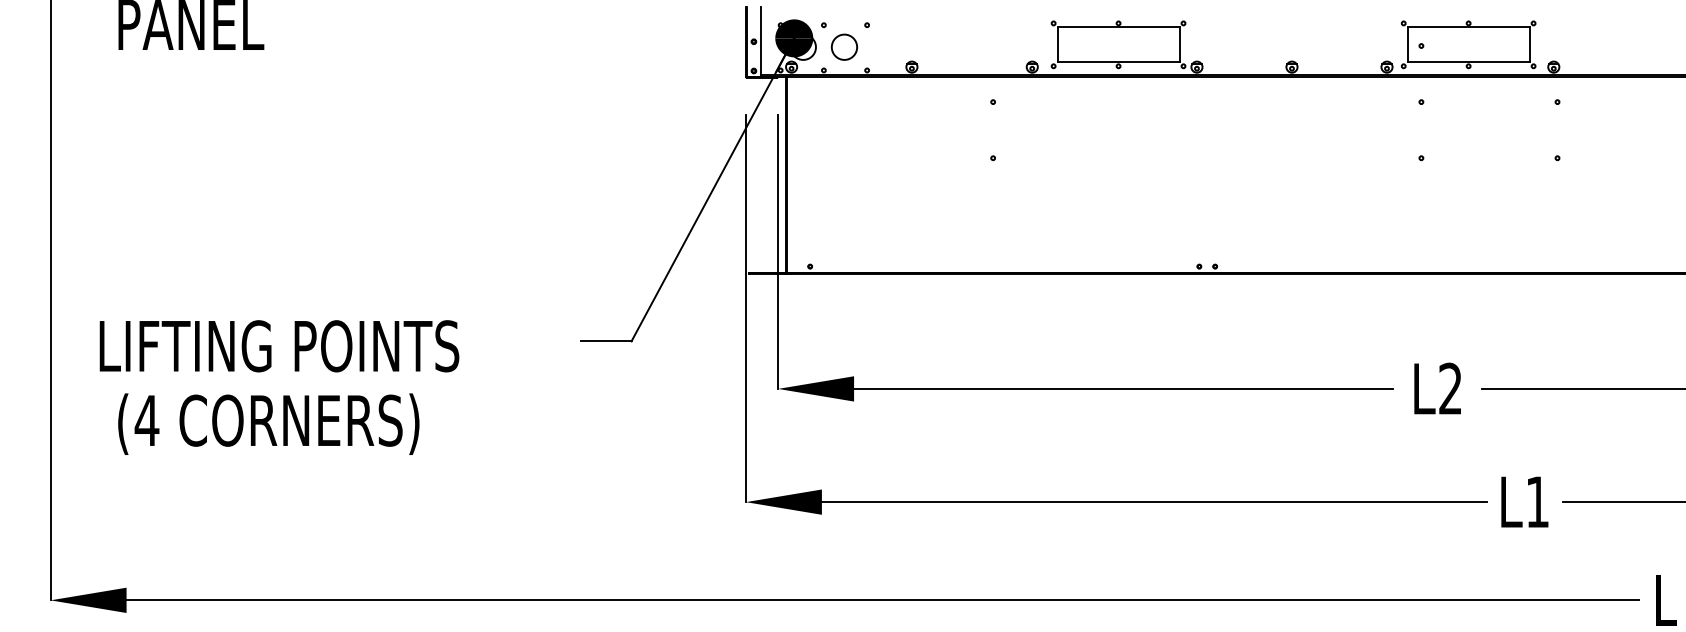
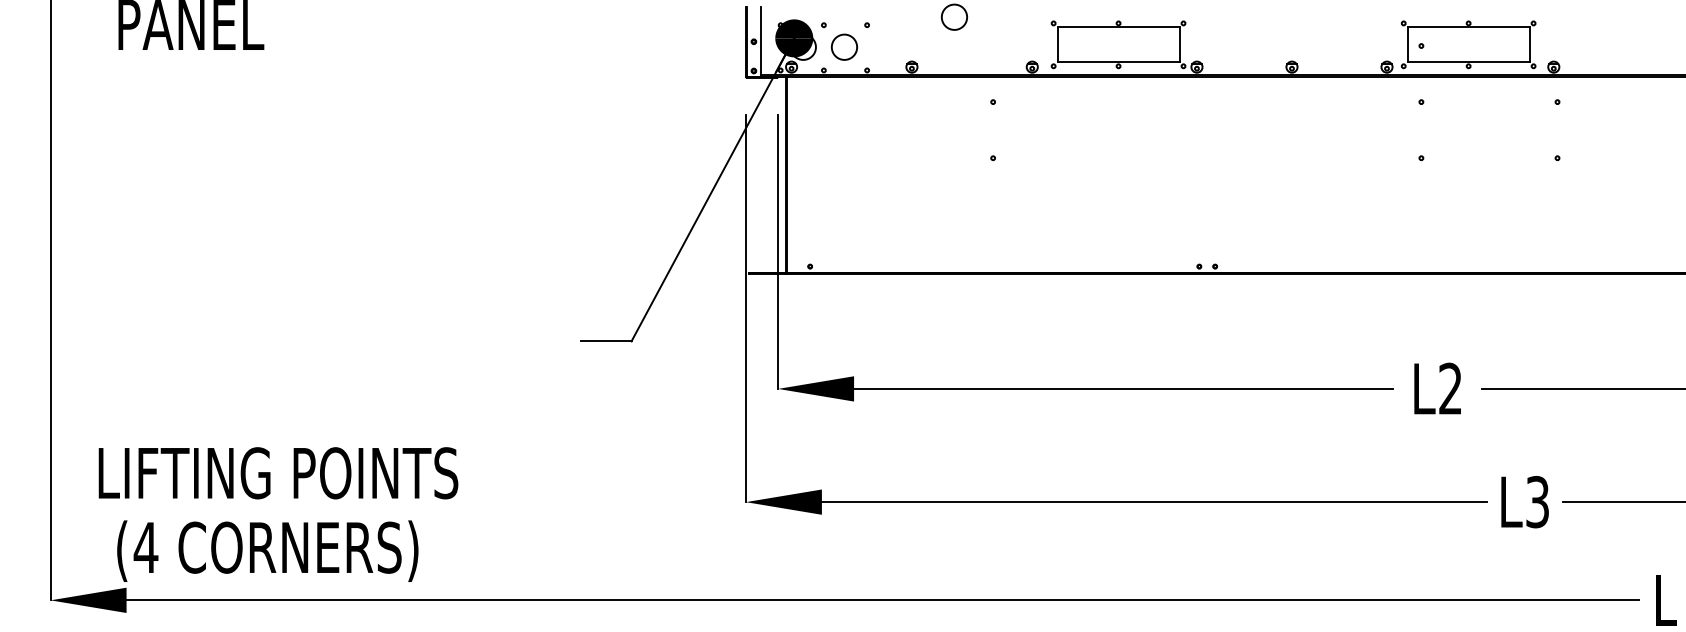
circle: none -> present (953, 16)
text position: (279, 387) -> (278, 514) (278, 514)
text: L1 -> L3 (1537, 501)
